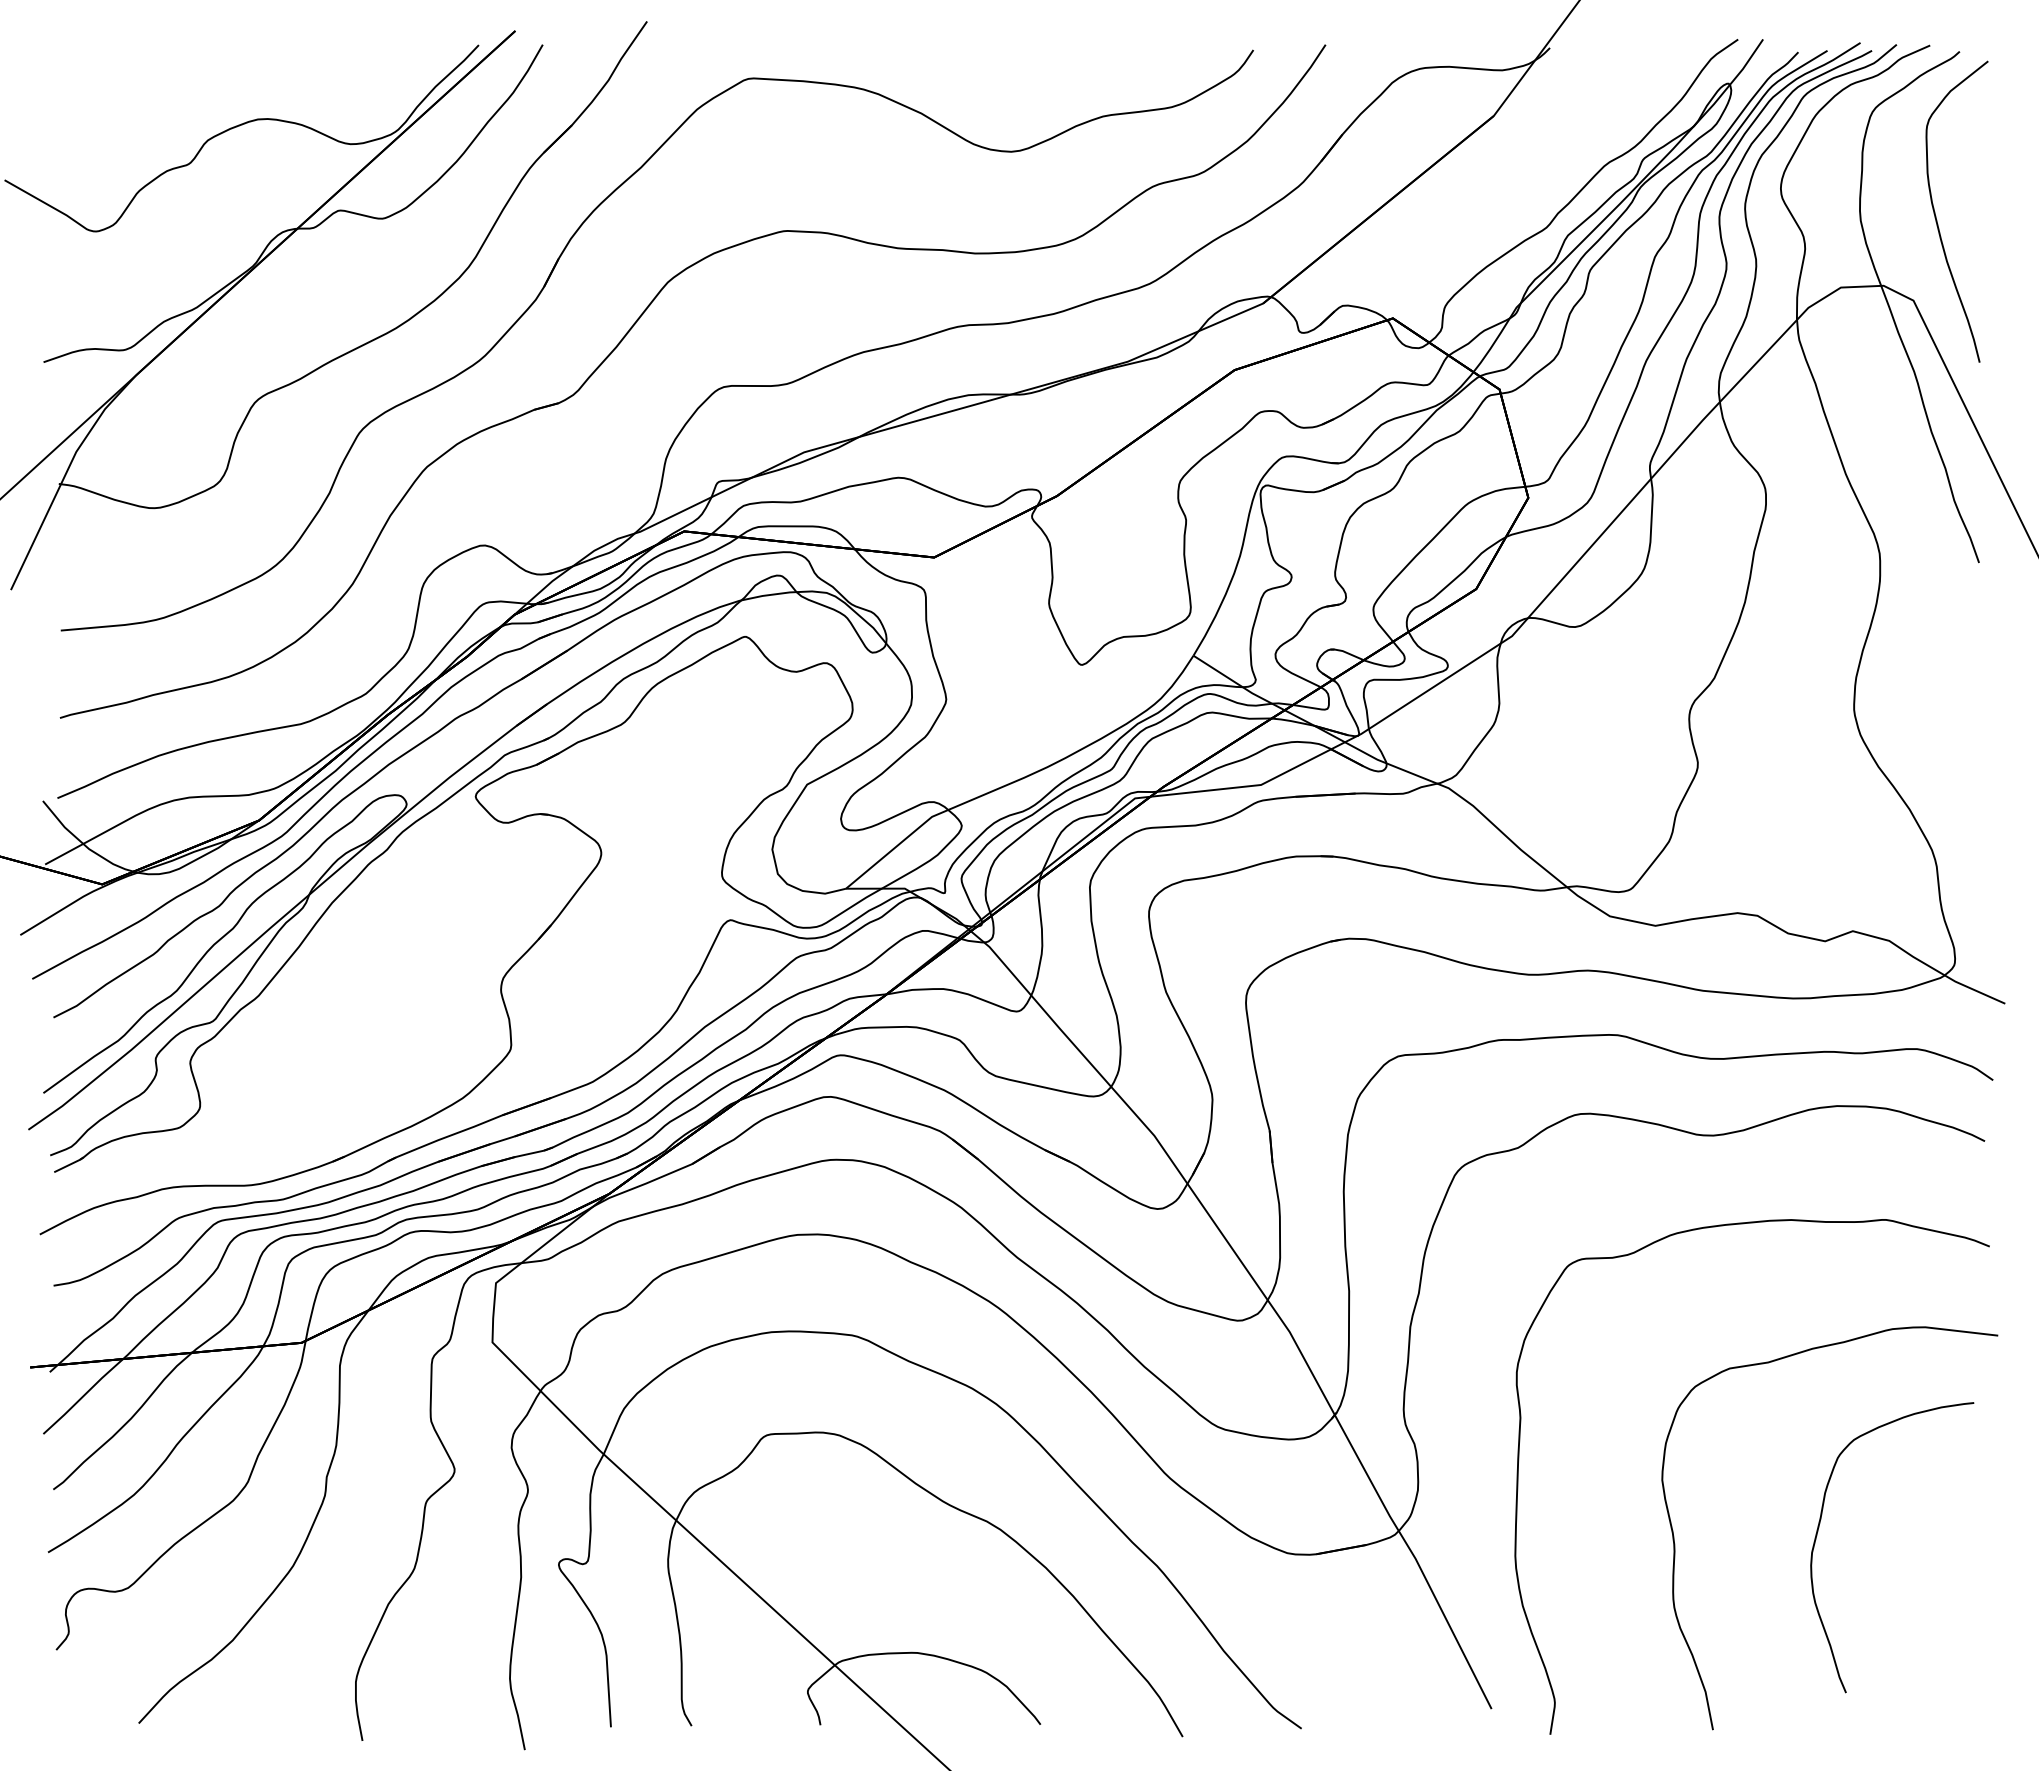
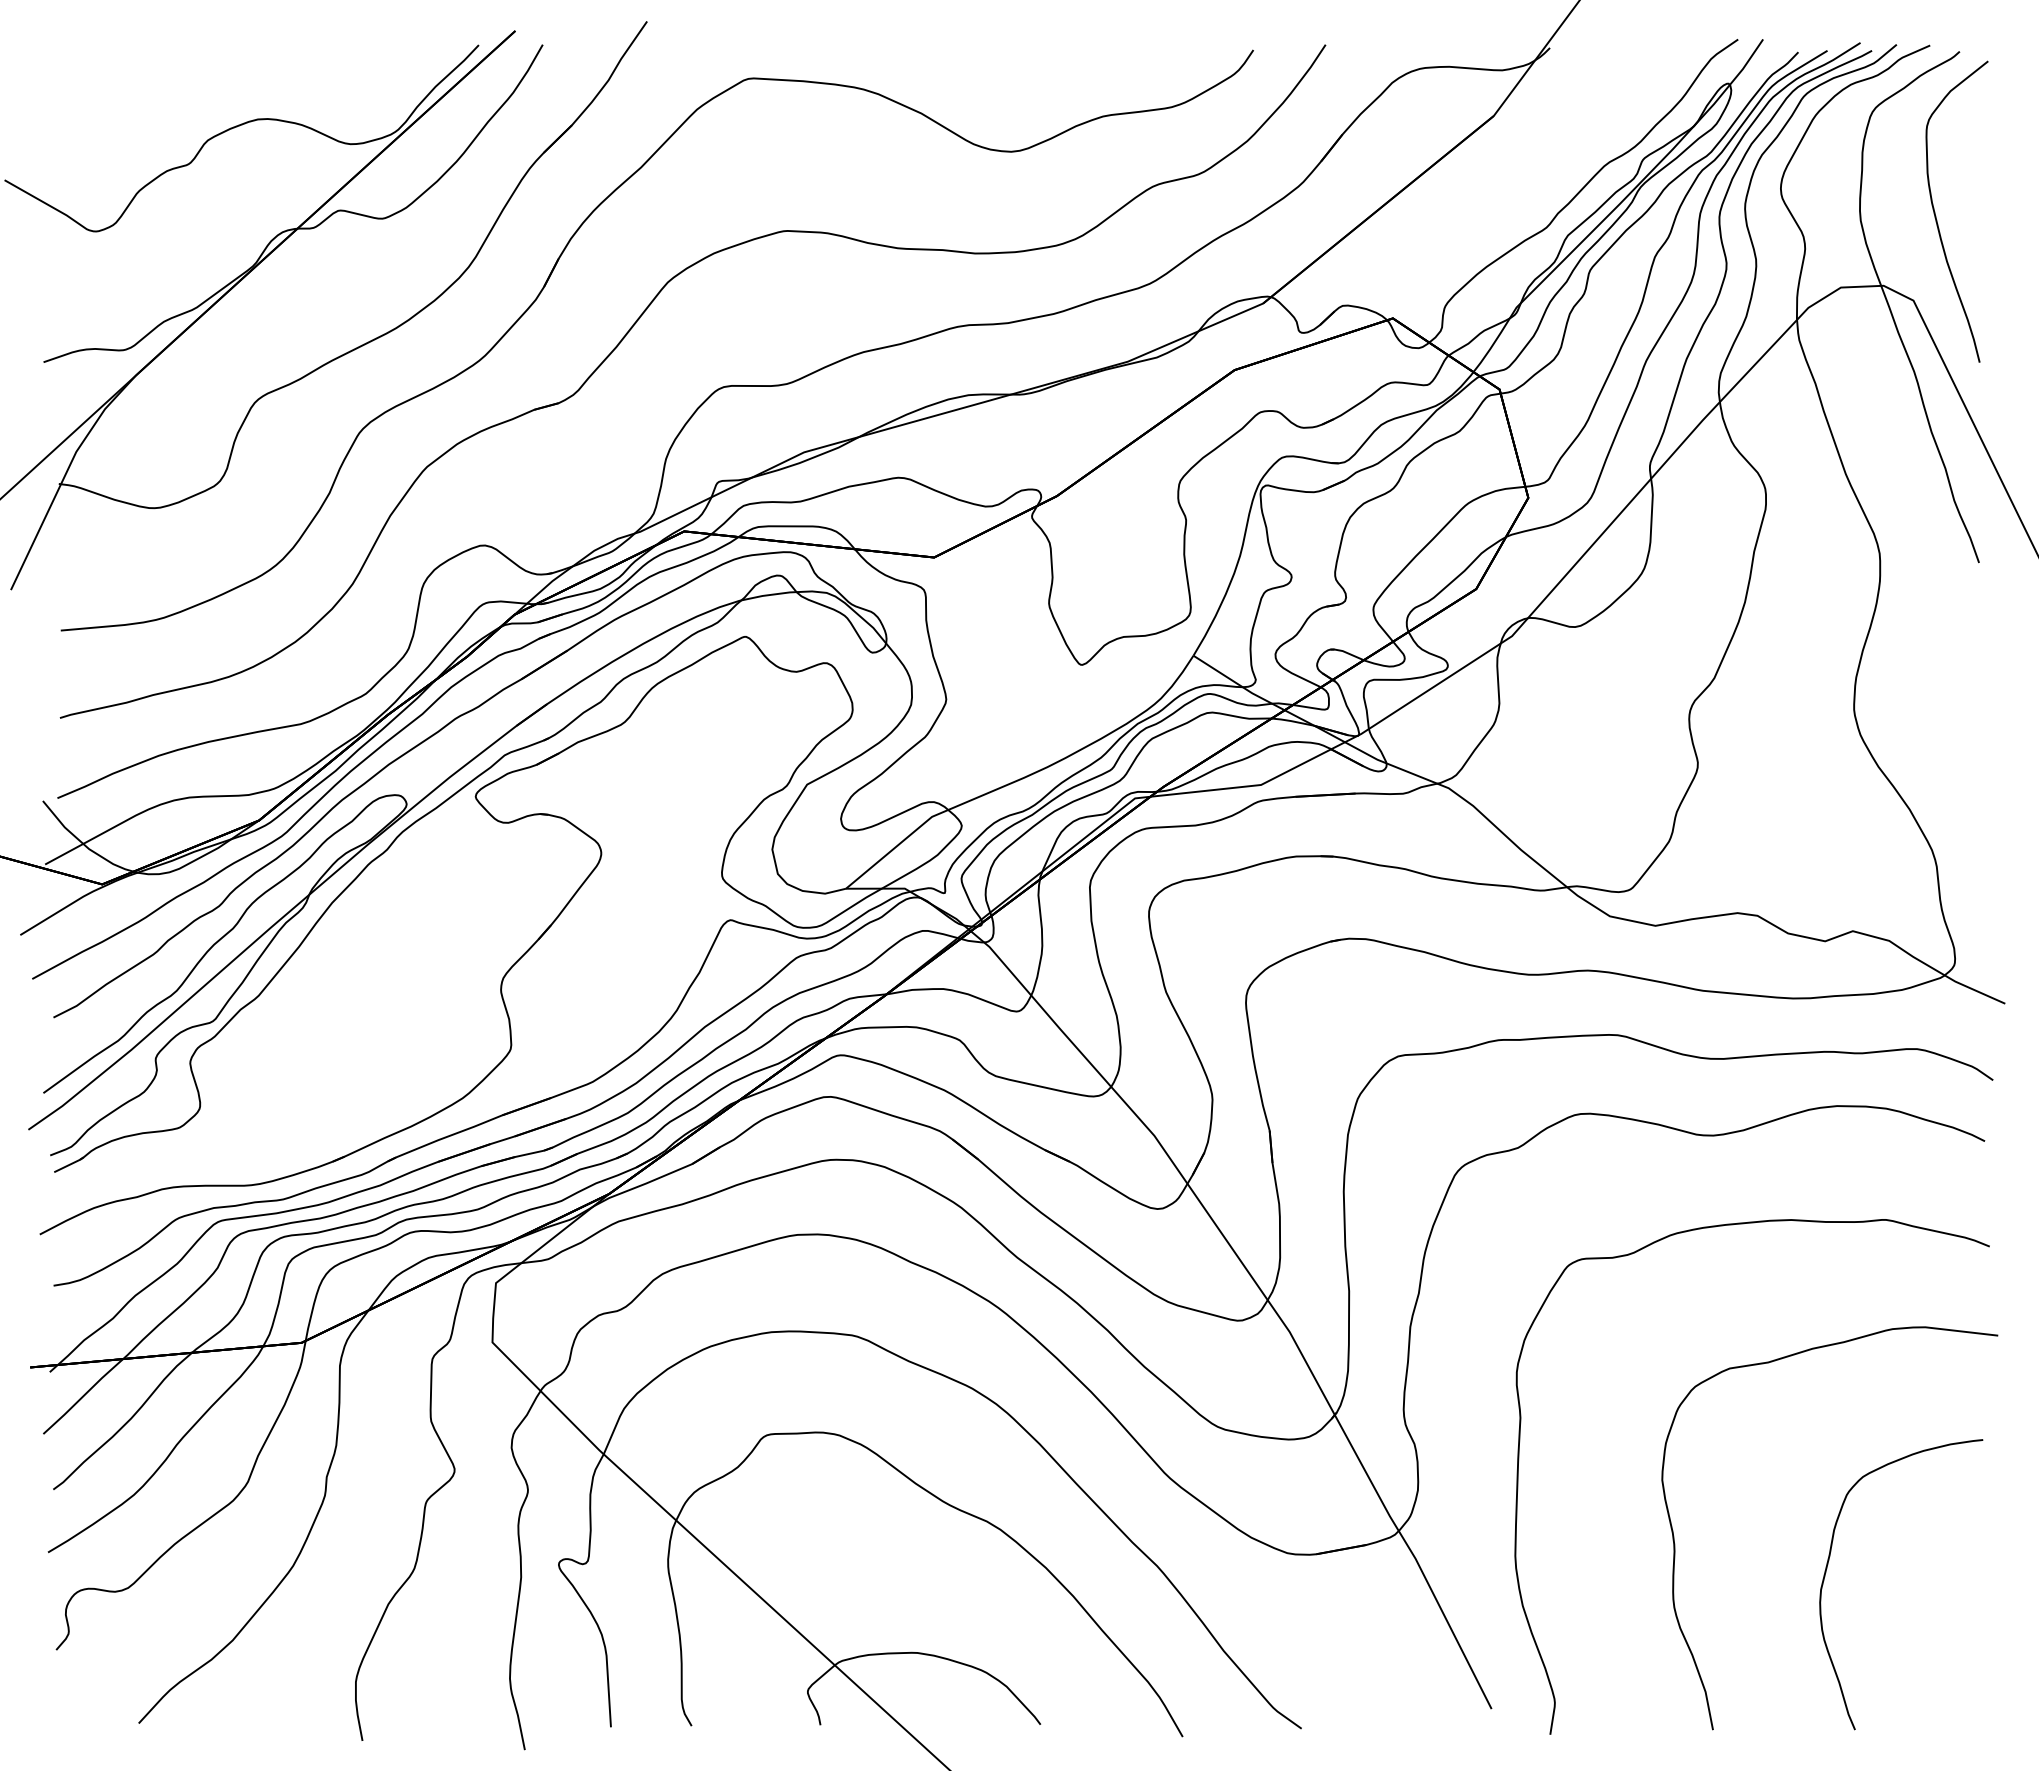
curve position: (1819, 1527) -> (1828, 1564) (1828, 1564)
